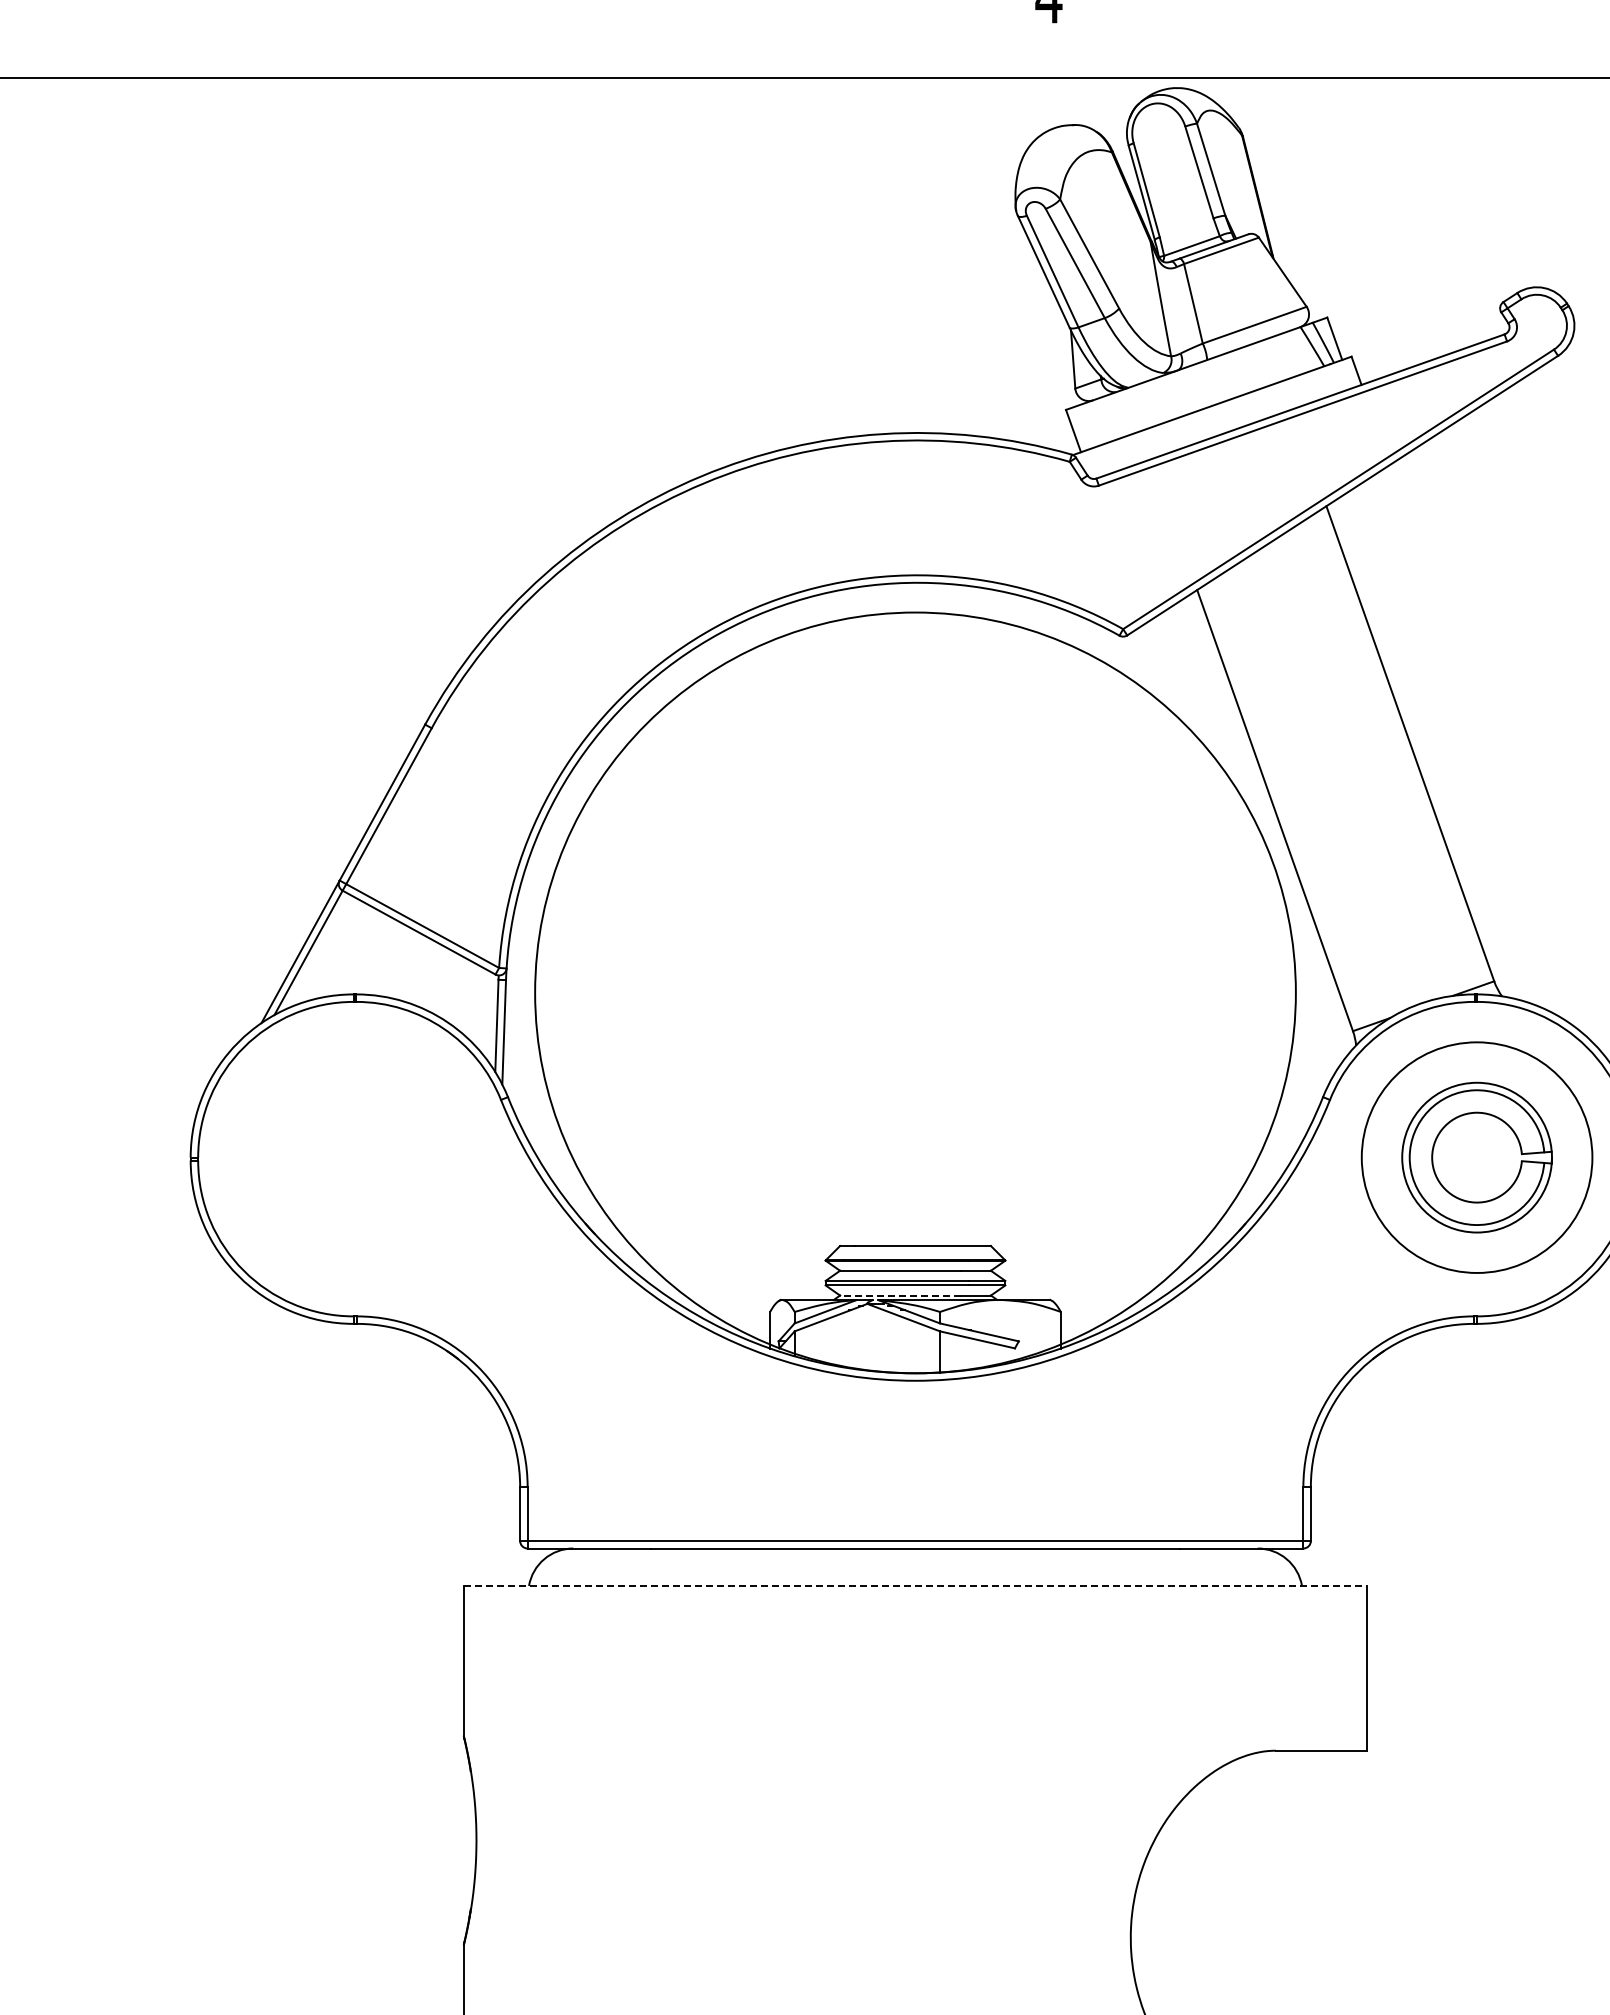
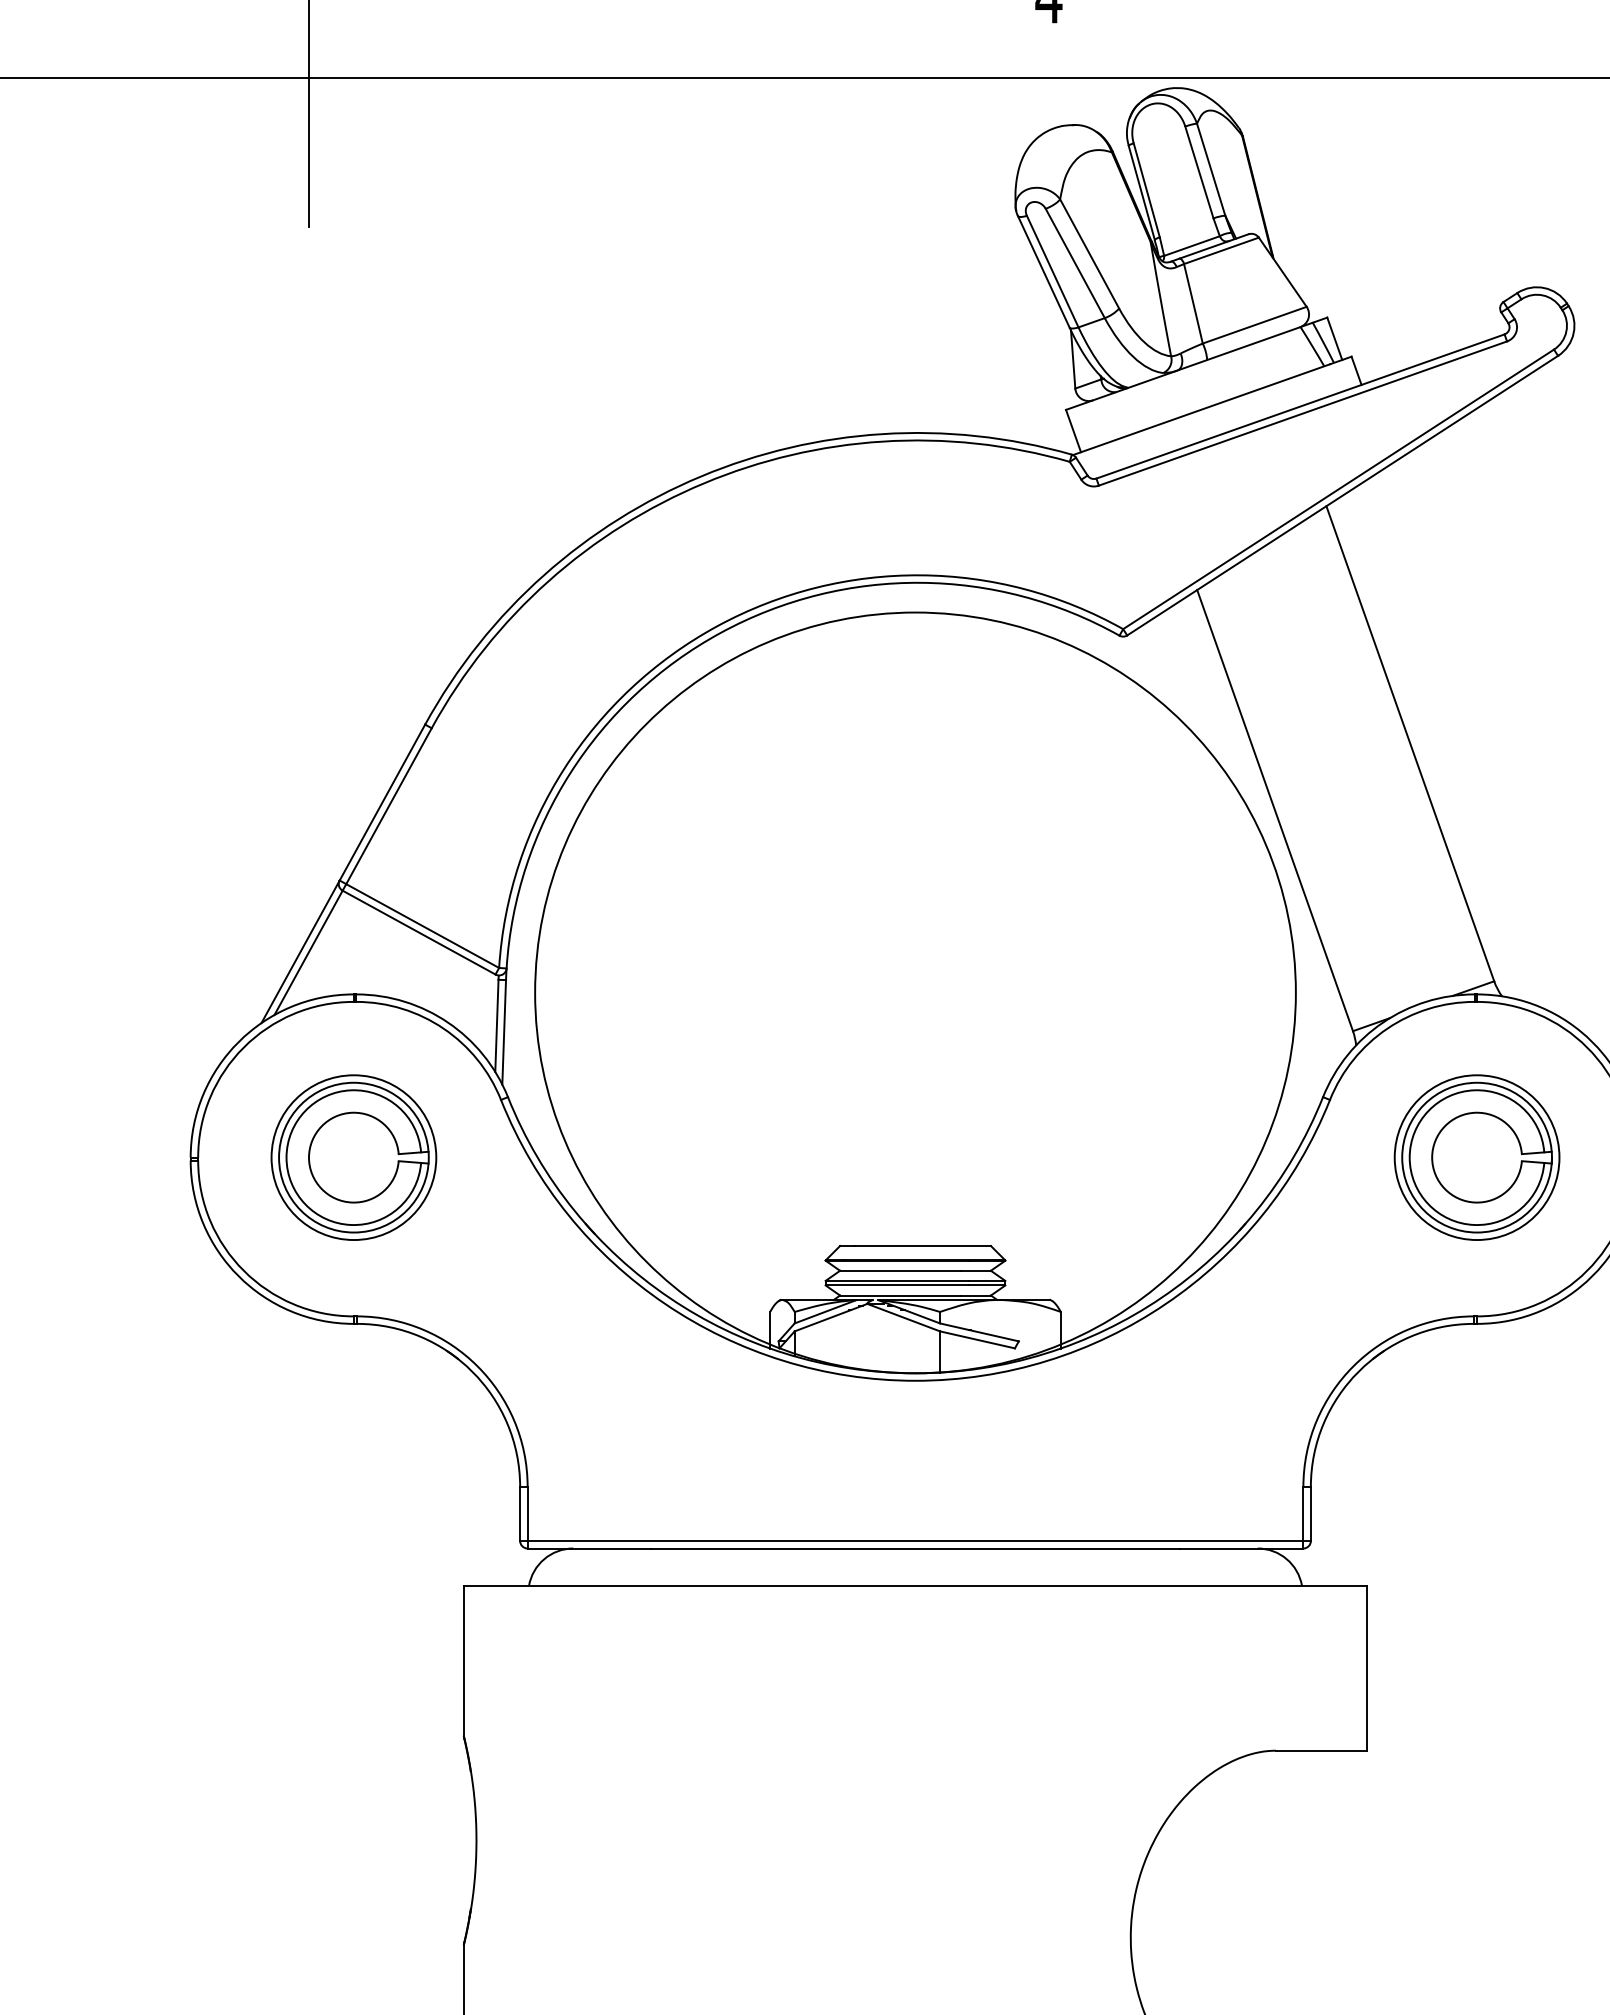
line: none -> present (308, 114)
part: none -> present (353, 1157)
circle diameter: 231 px -> 165 px (1476, 1157)
line: dashed -> solid (899, 1295)
line: dashed -> solid (915, 1585)
